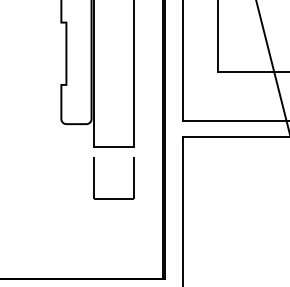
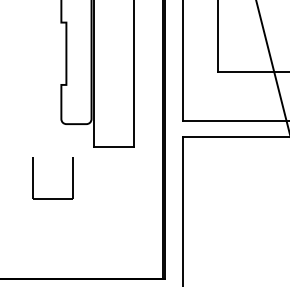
part position: (94, 178) -> (33, 178) (33, 178)
